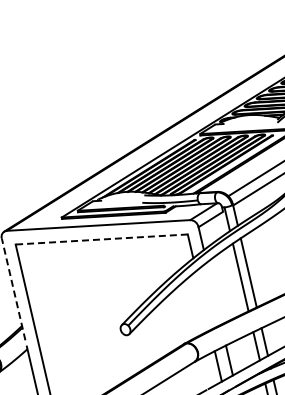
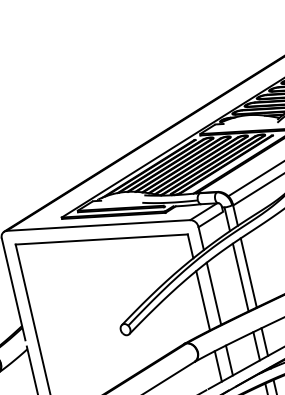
line: dashed -> solid (101, 239)
line: dashed -> solid (13, 289)
line: none -> present (213, 293)
line: none -> present (203, 300)
